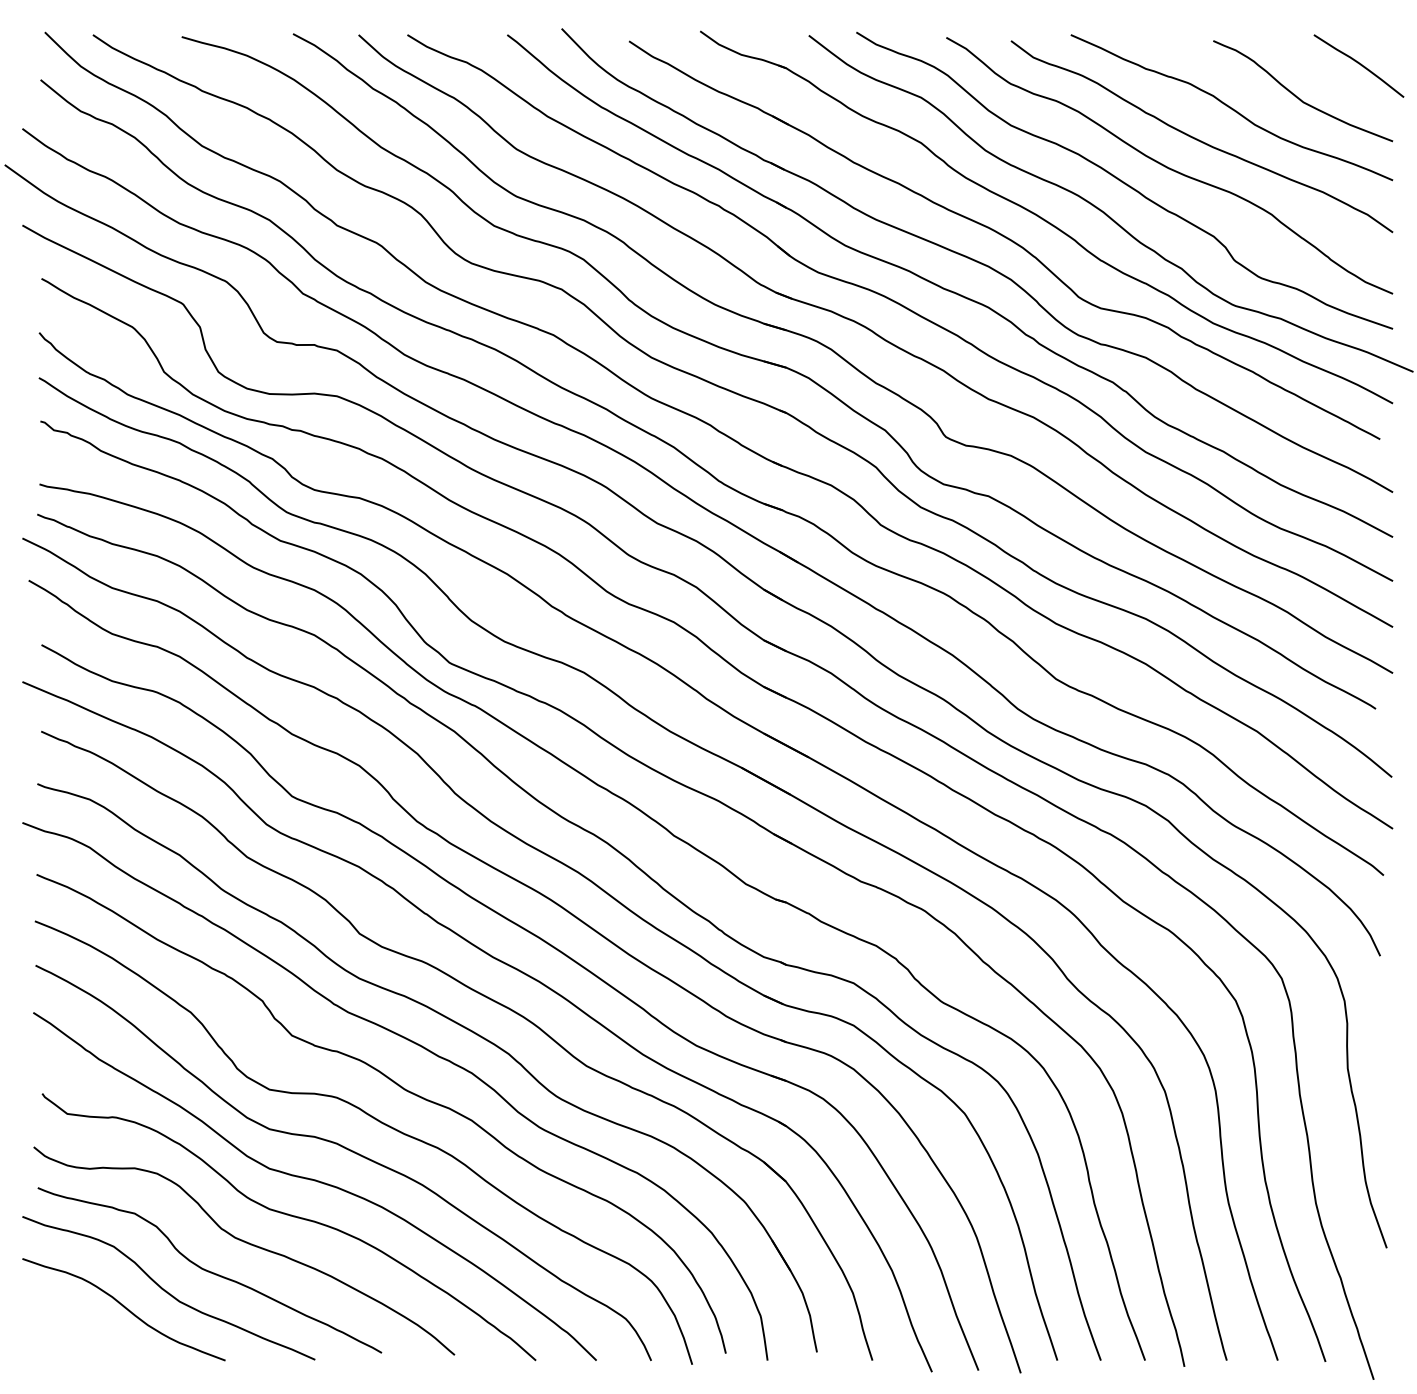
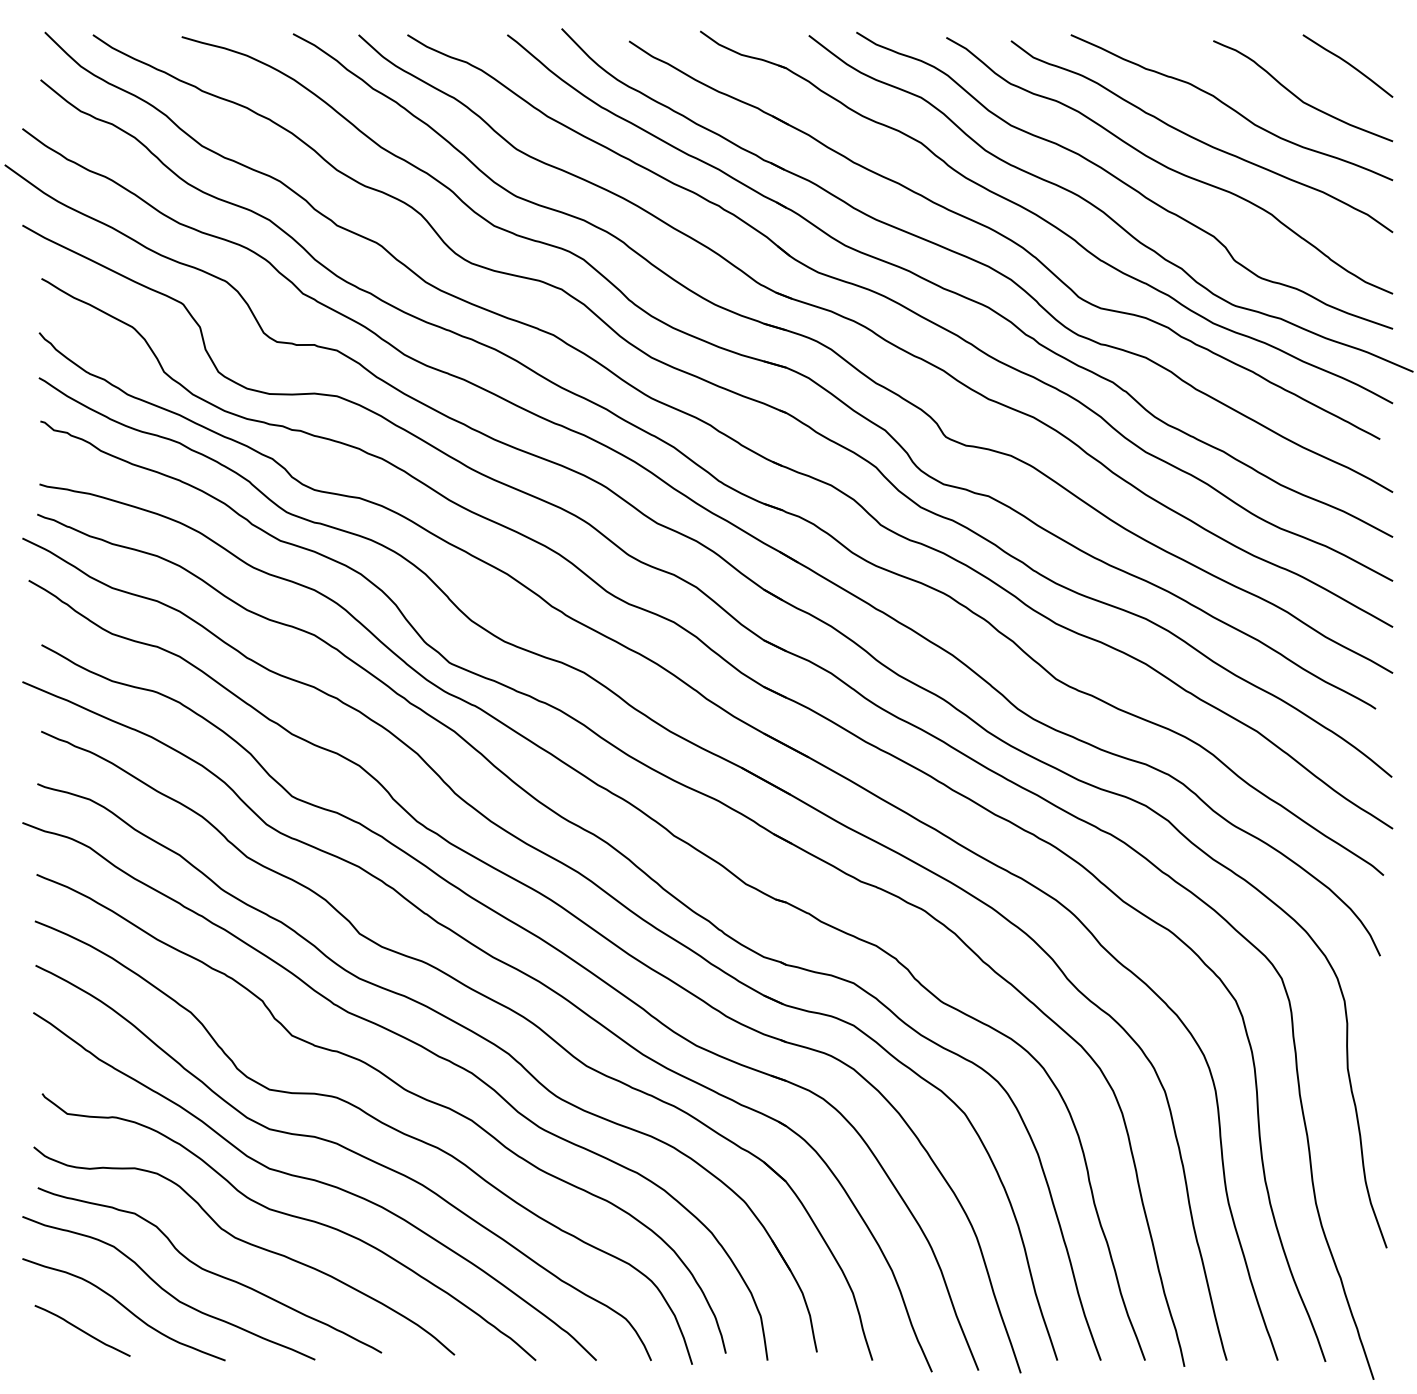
curve position: (1359, 64) -> (1348, 64) (1348, 64)
curve: none -> present (82, 1330)
